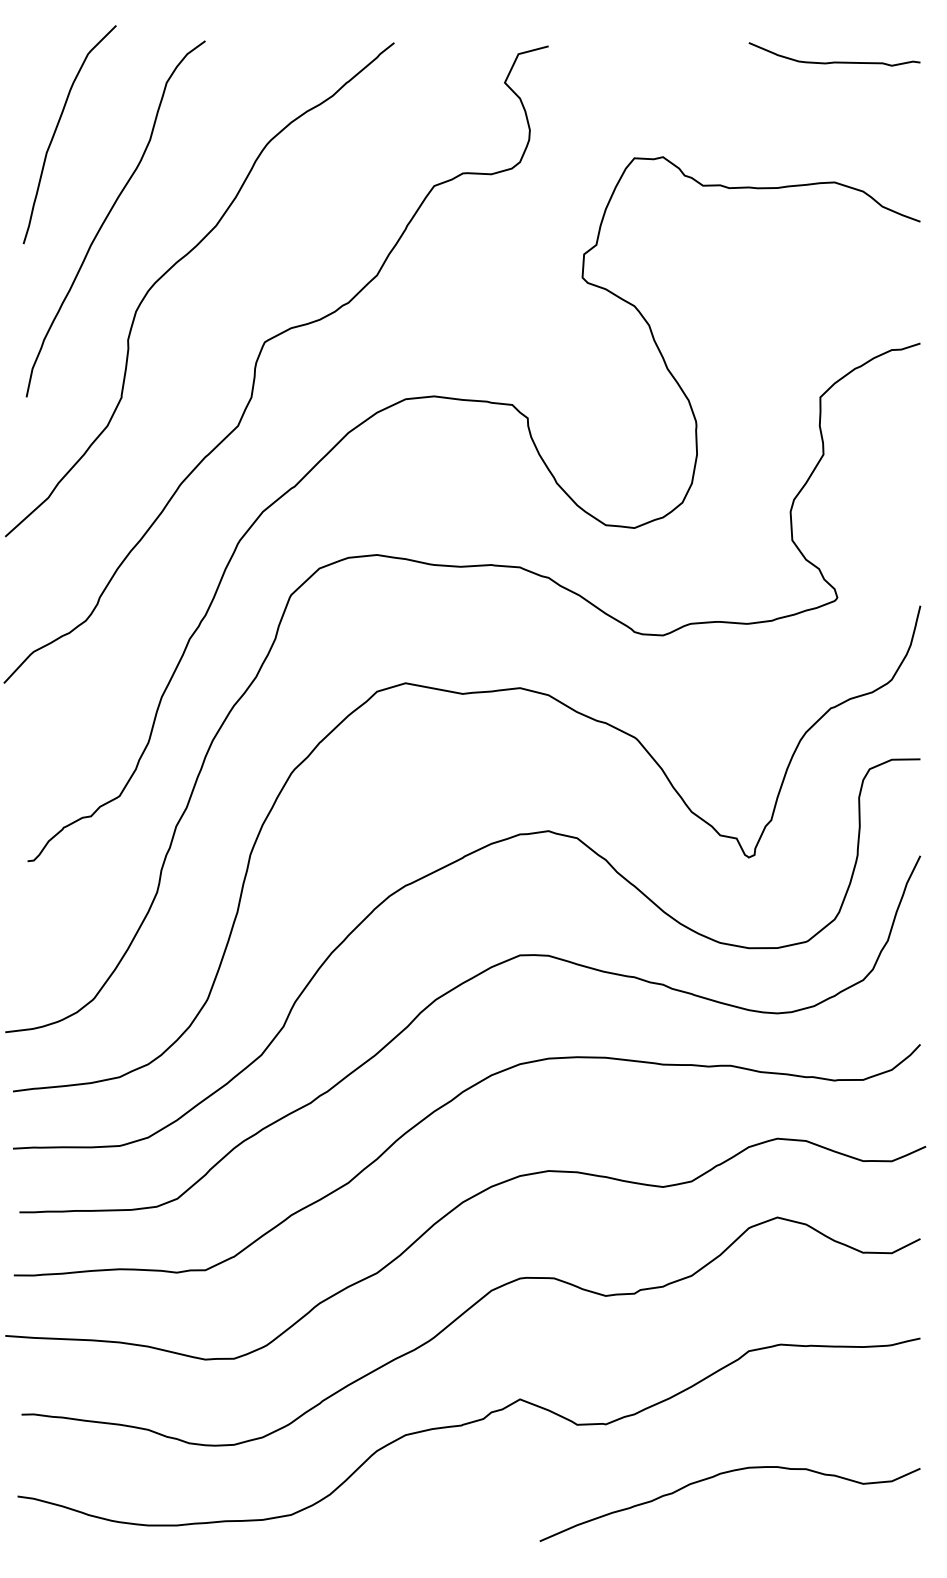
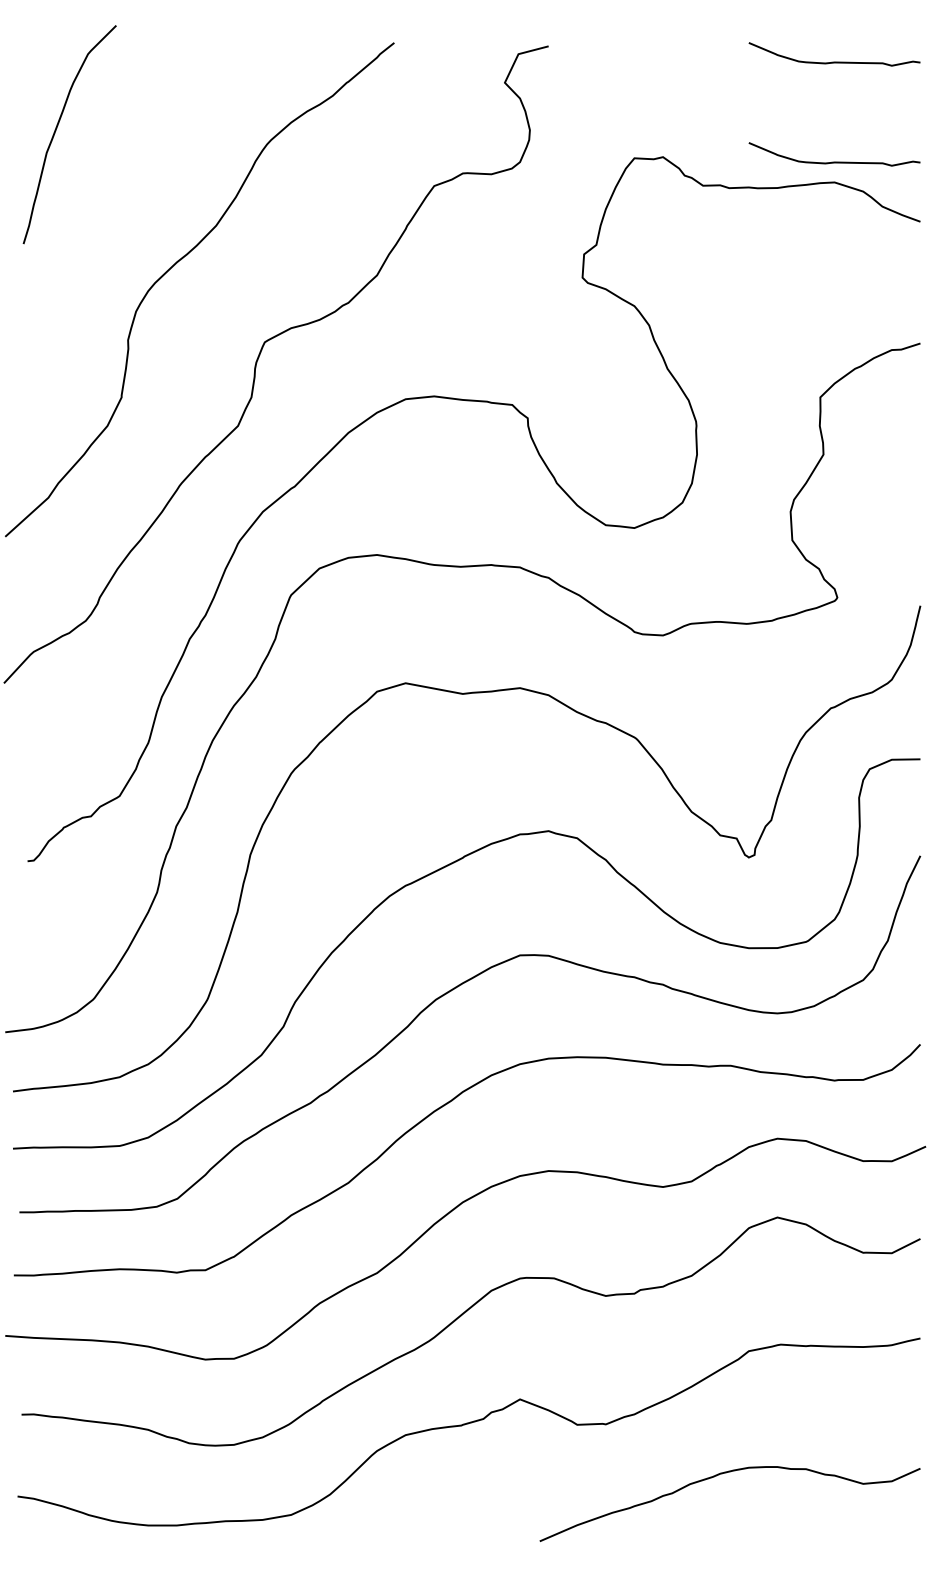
curve: none -> present (834, 161)
curve: present -> none (109, 214)
